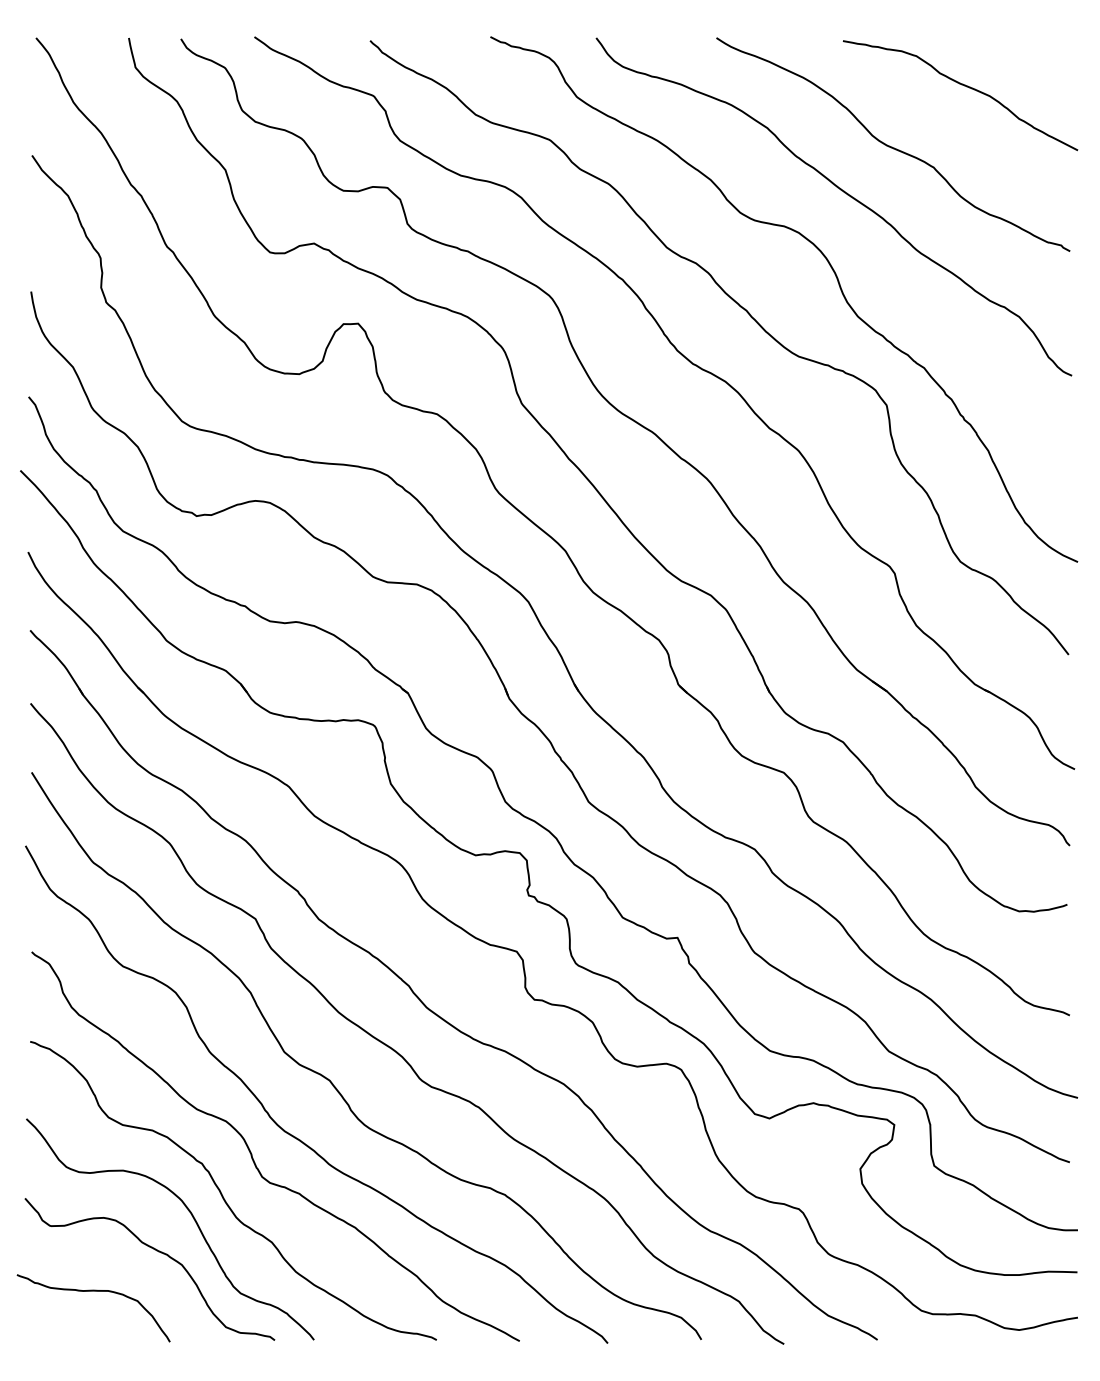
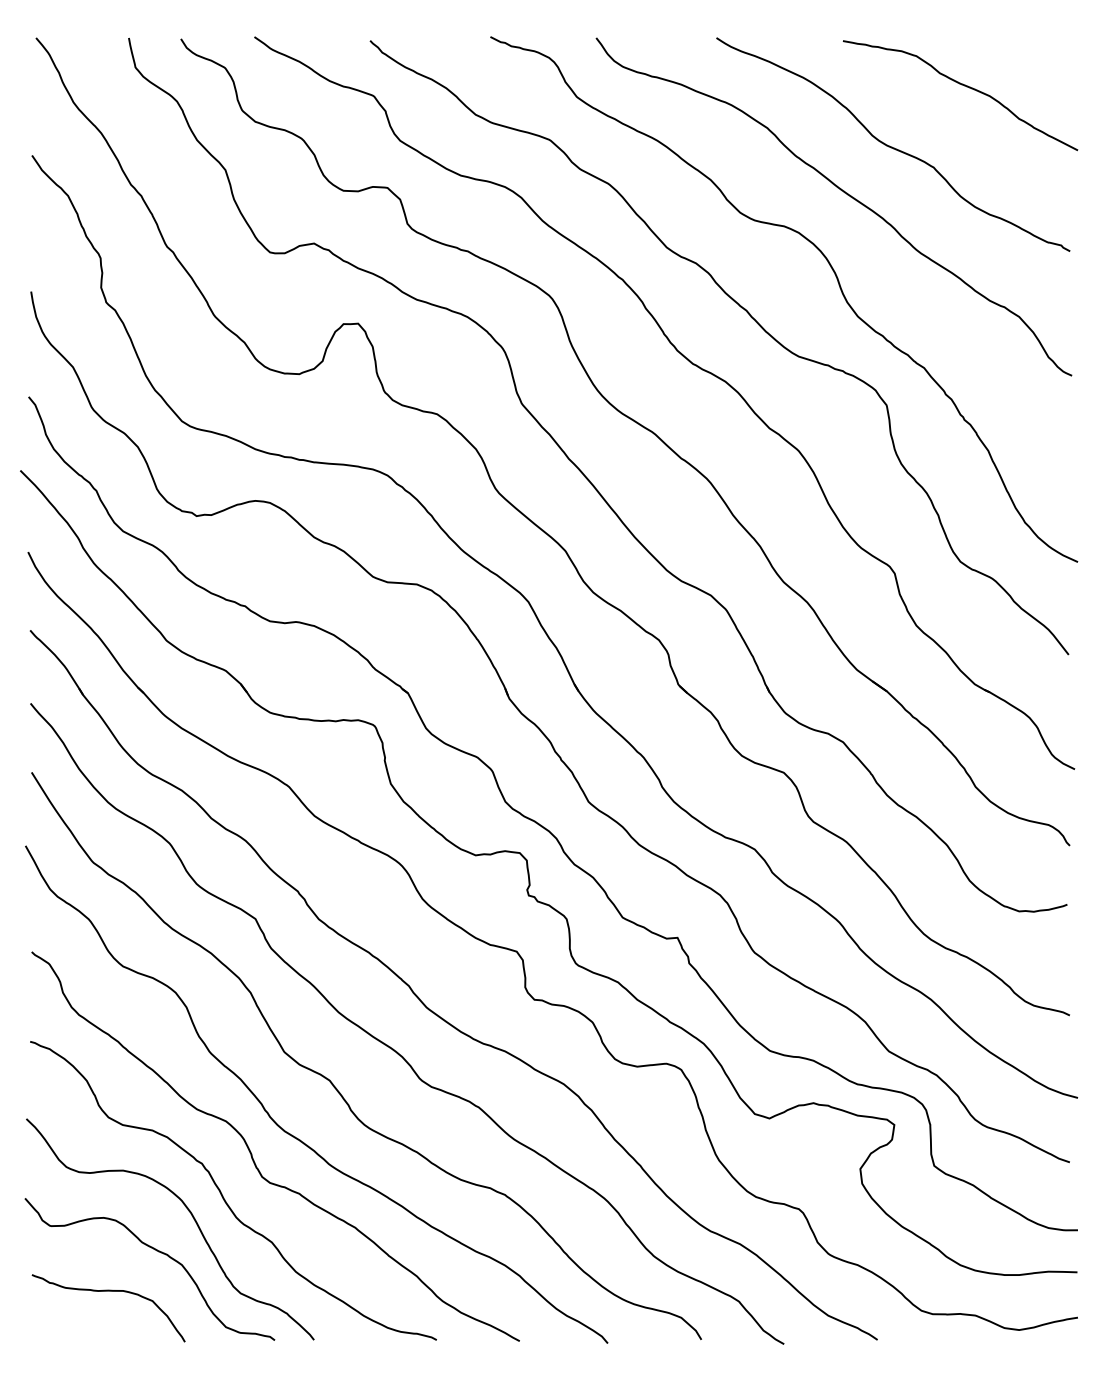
curve position: (93, 1291) -> (108, 1291) (108, 1291)
